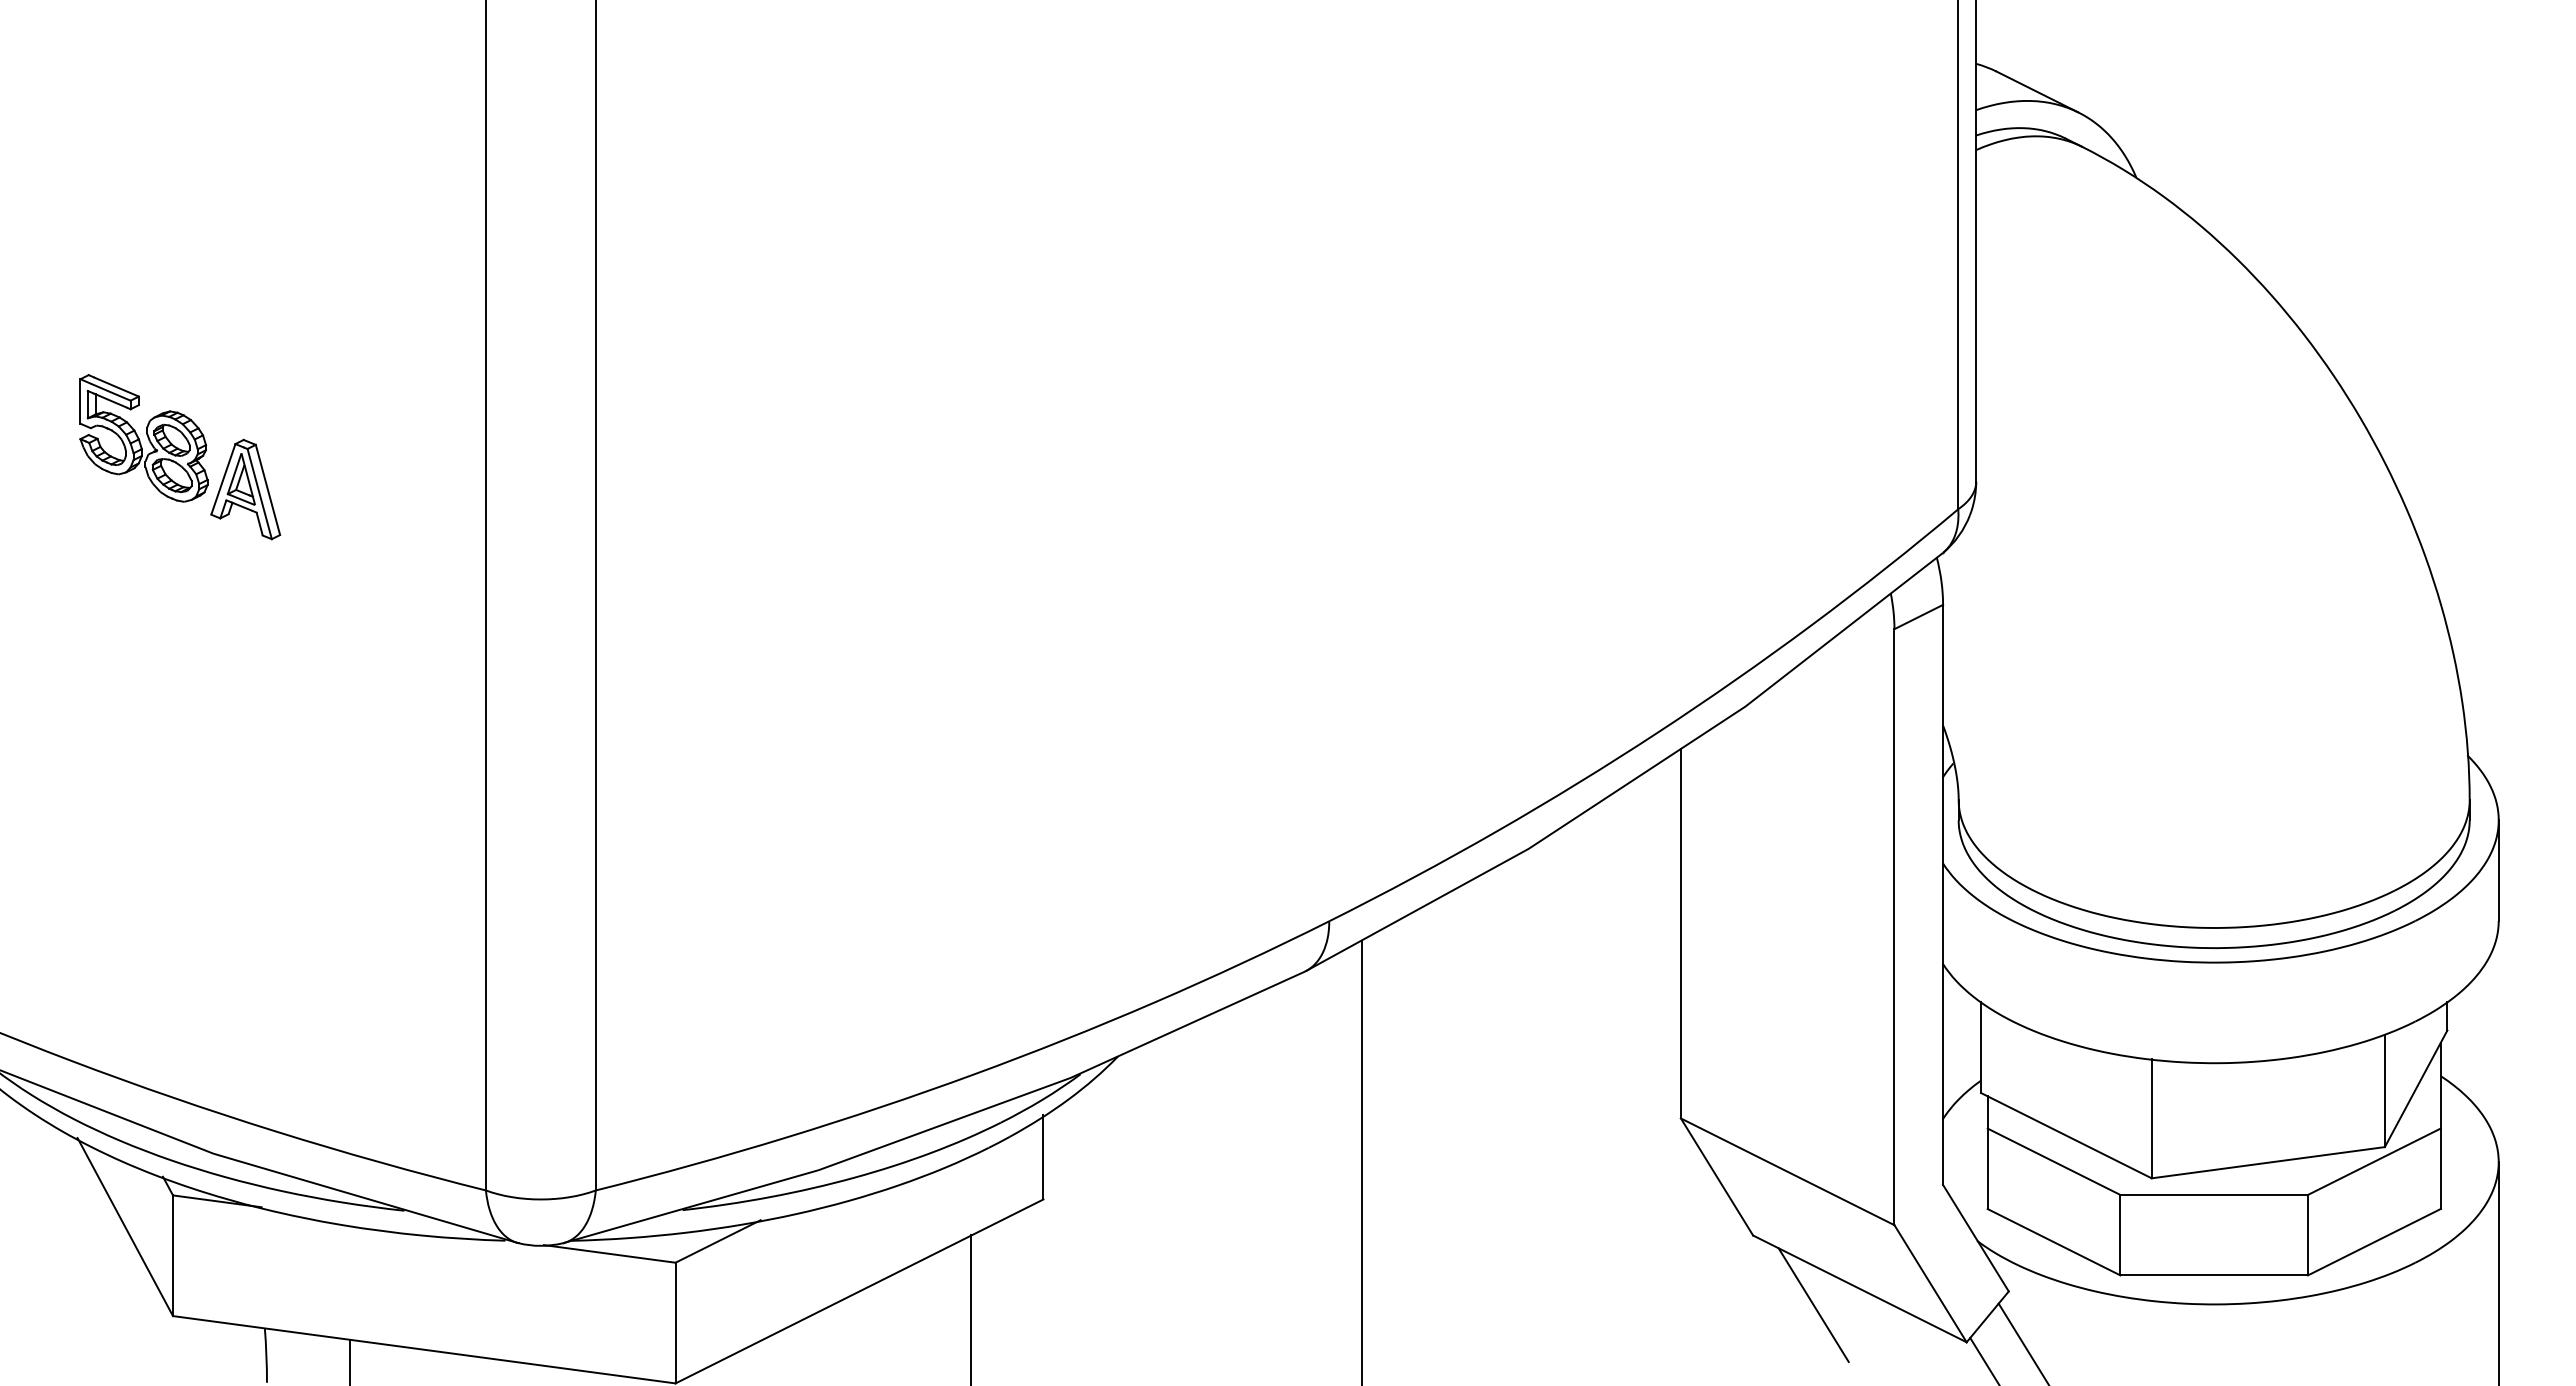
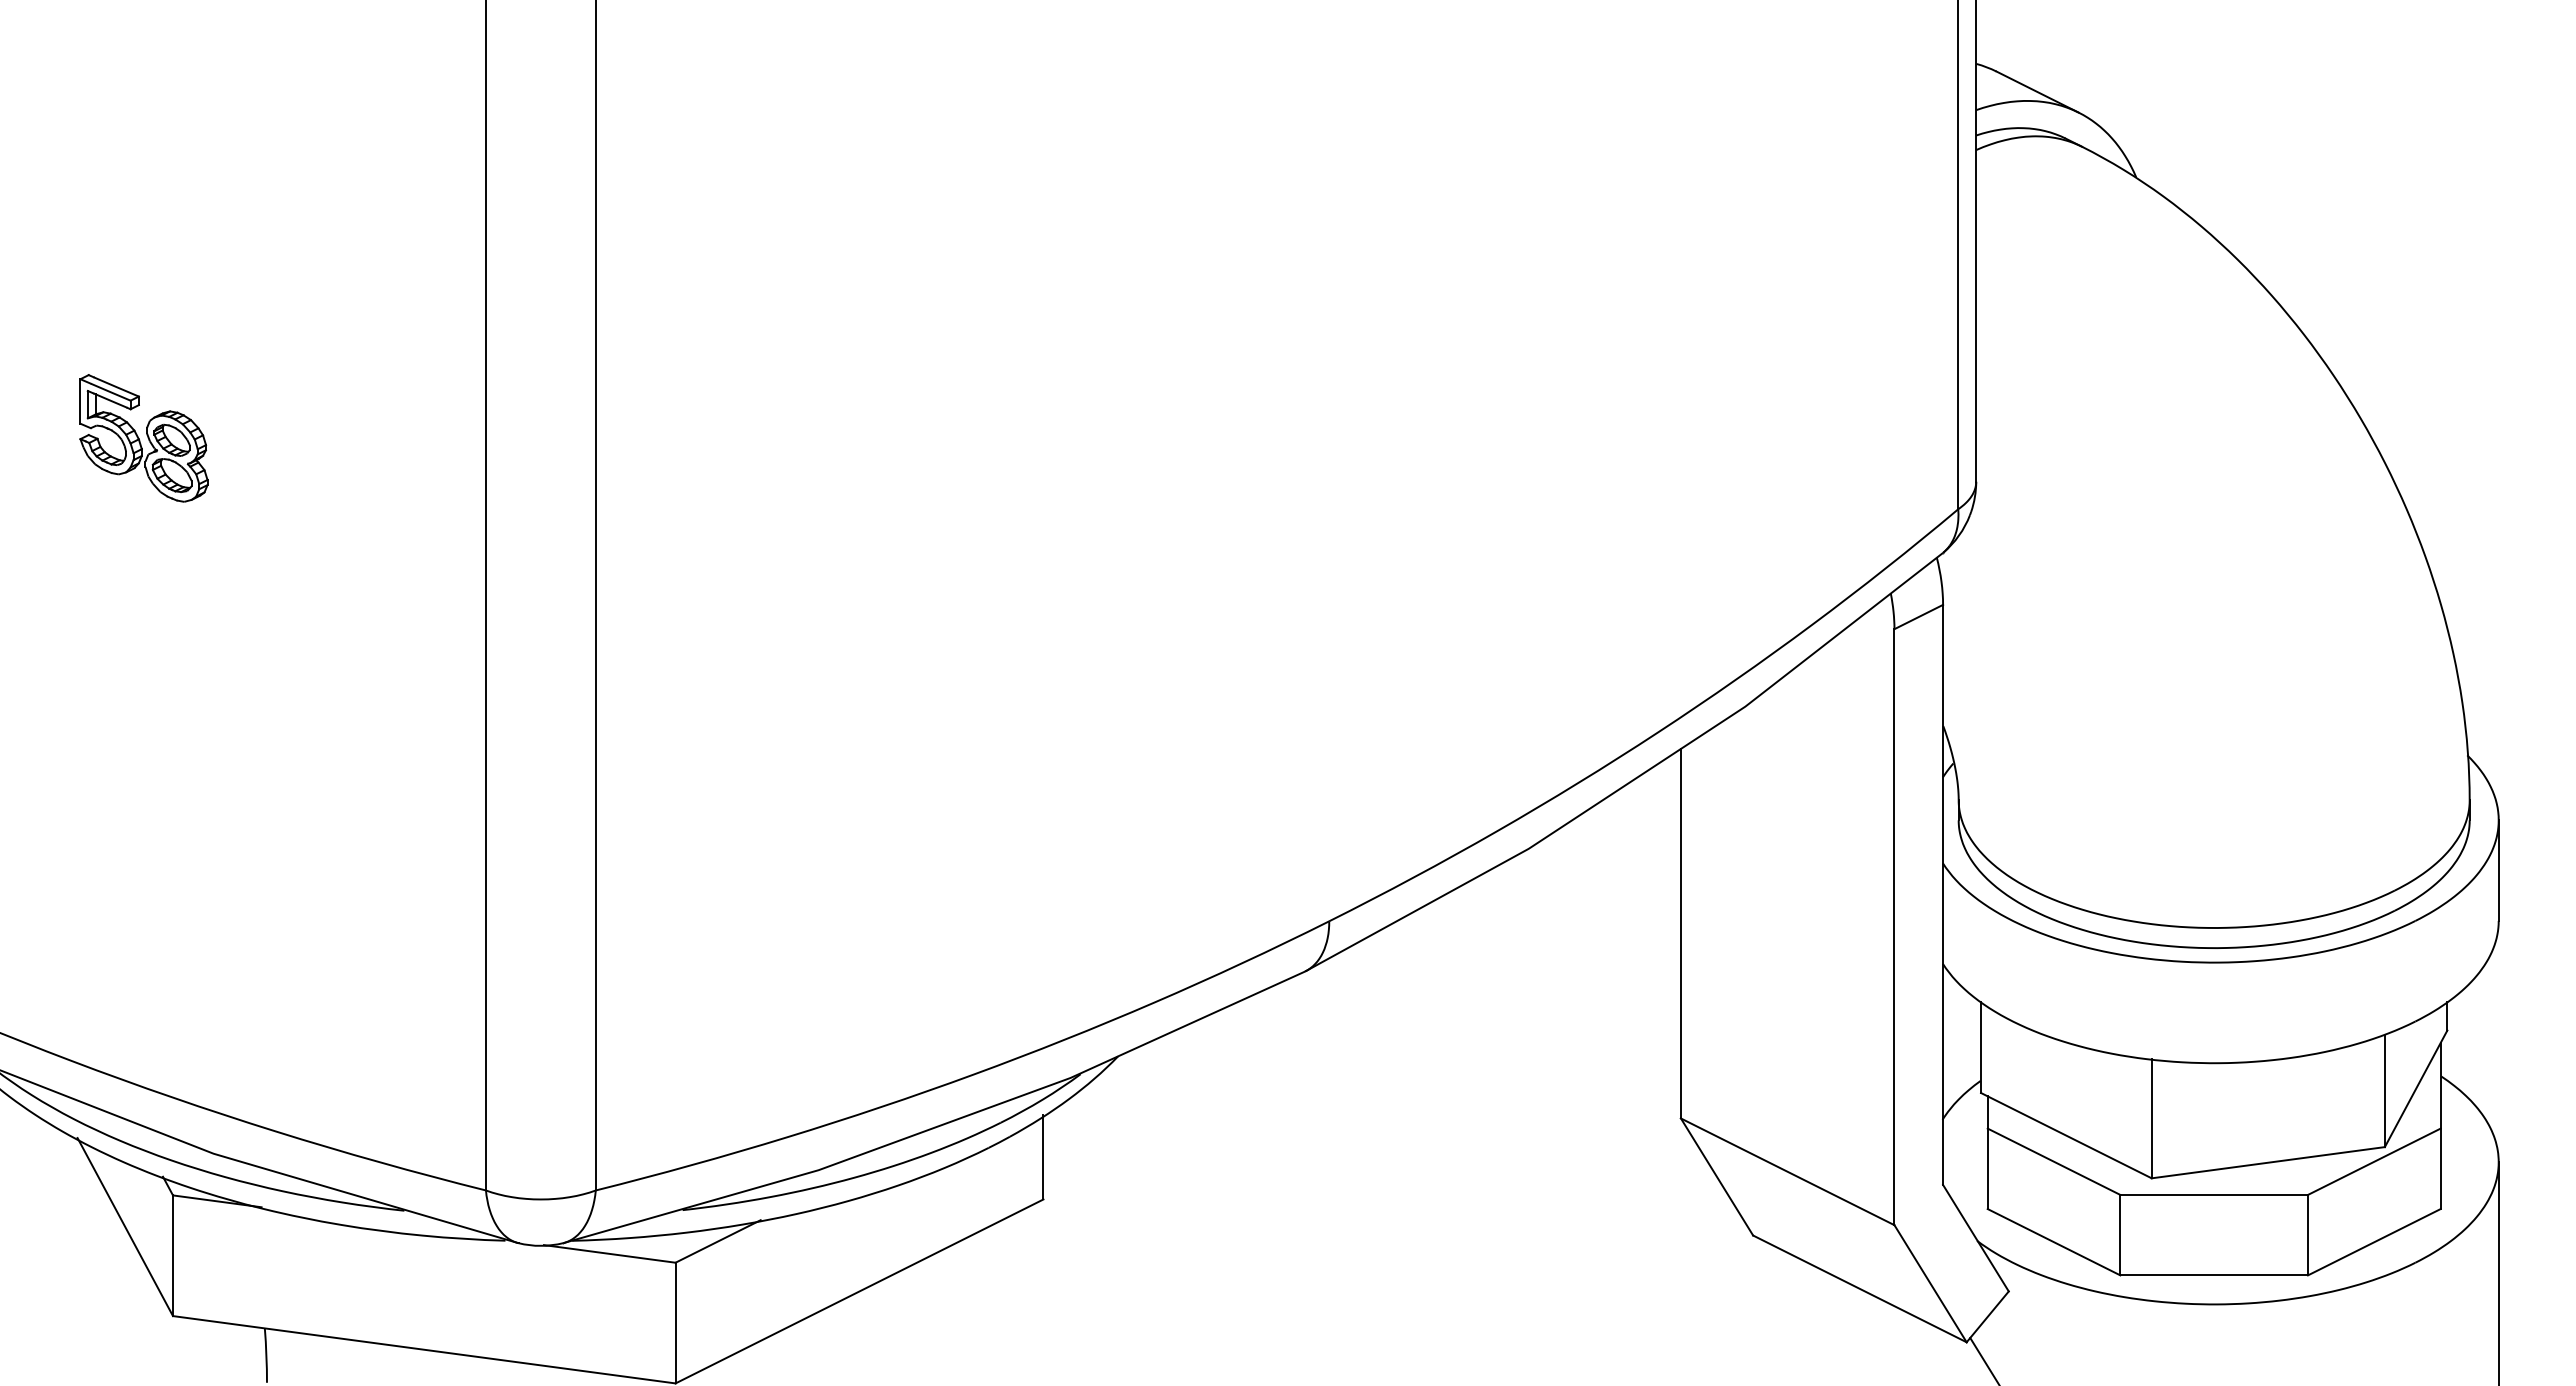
part: present -> none (245, 489)
line: present -> none (1361, 1161)
line: present -> none (1813, 1304)
line: present -> none (971, 1308)
line: present -> none (2022, 1342)
line: present -> none (349, 1360)
